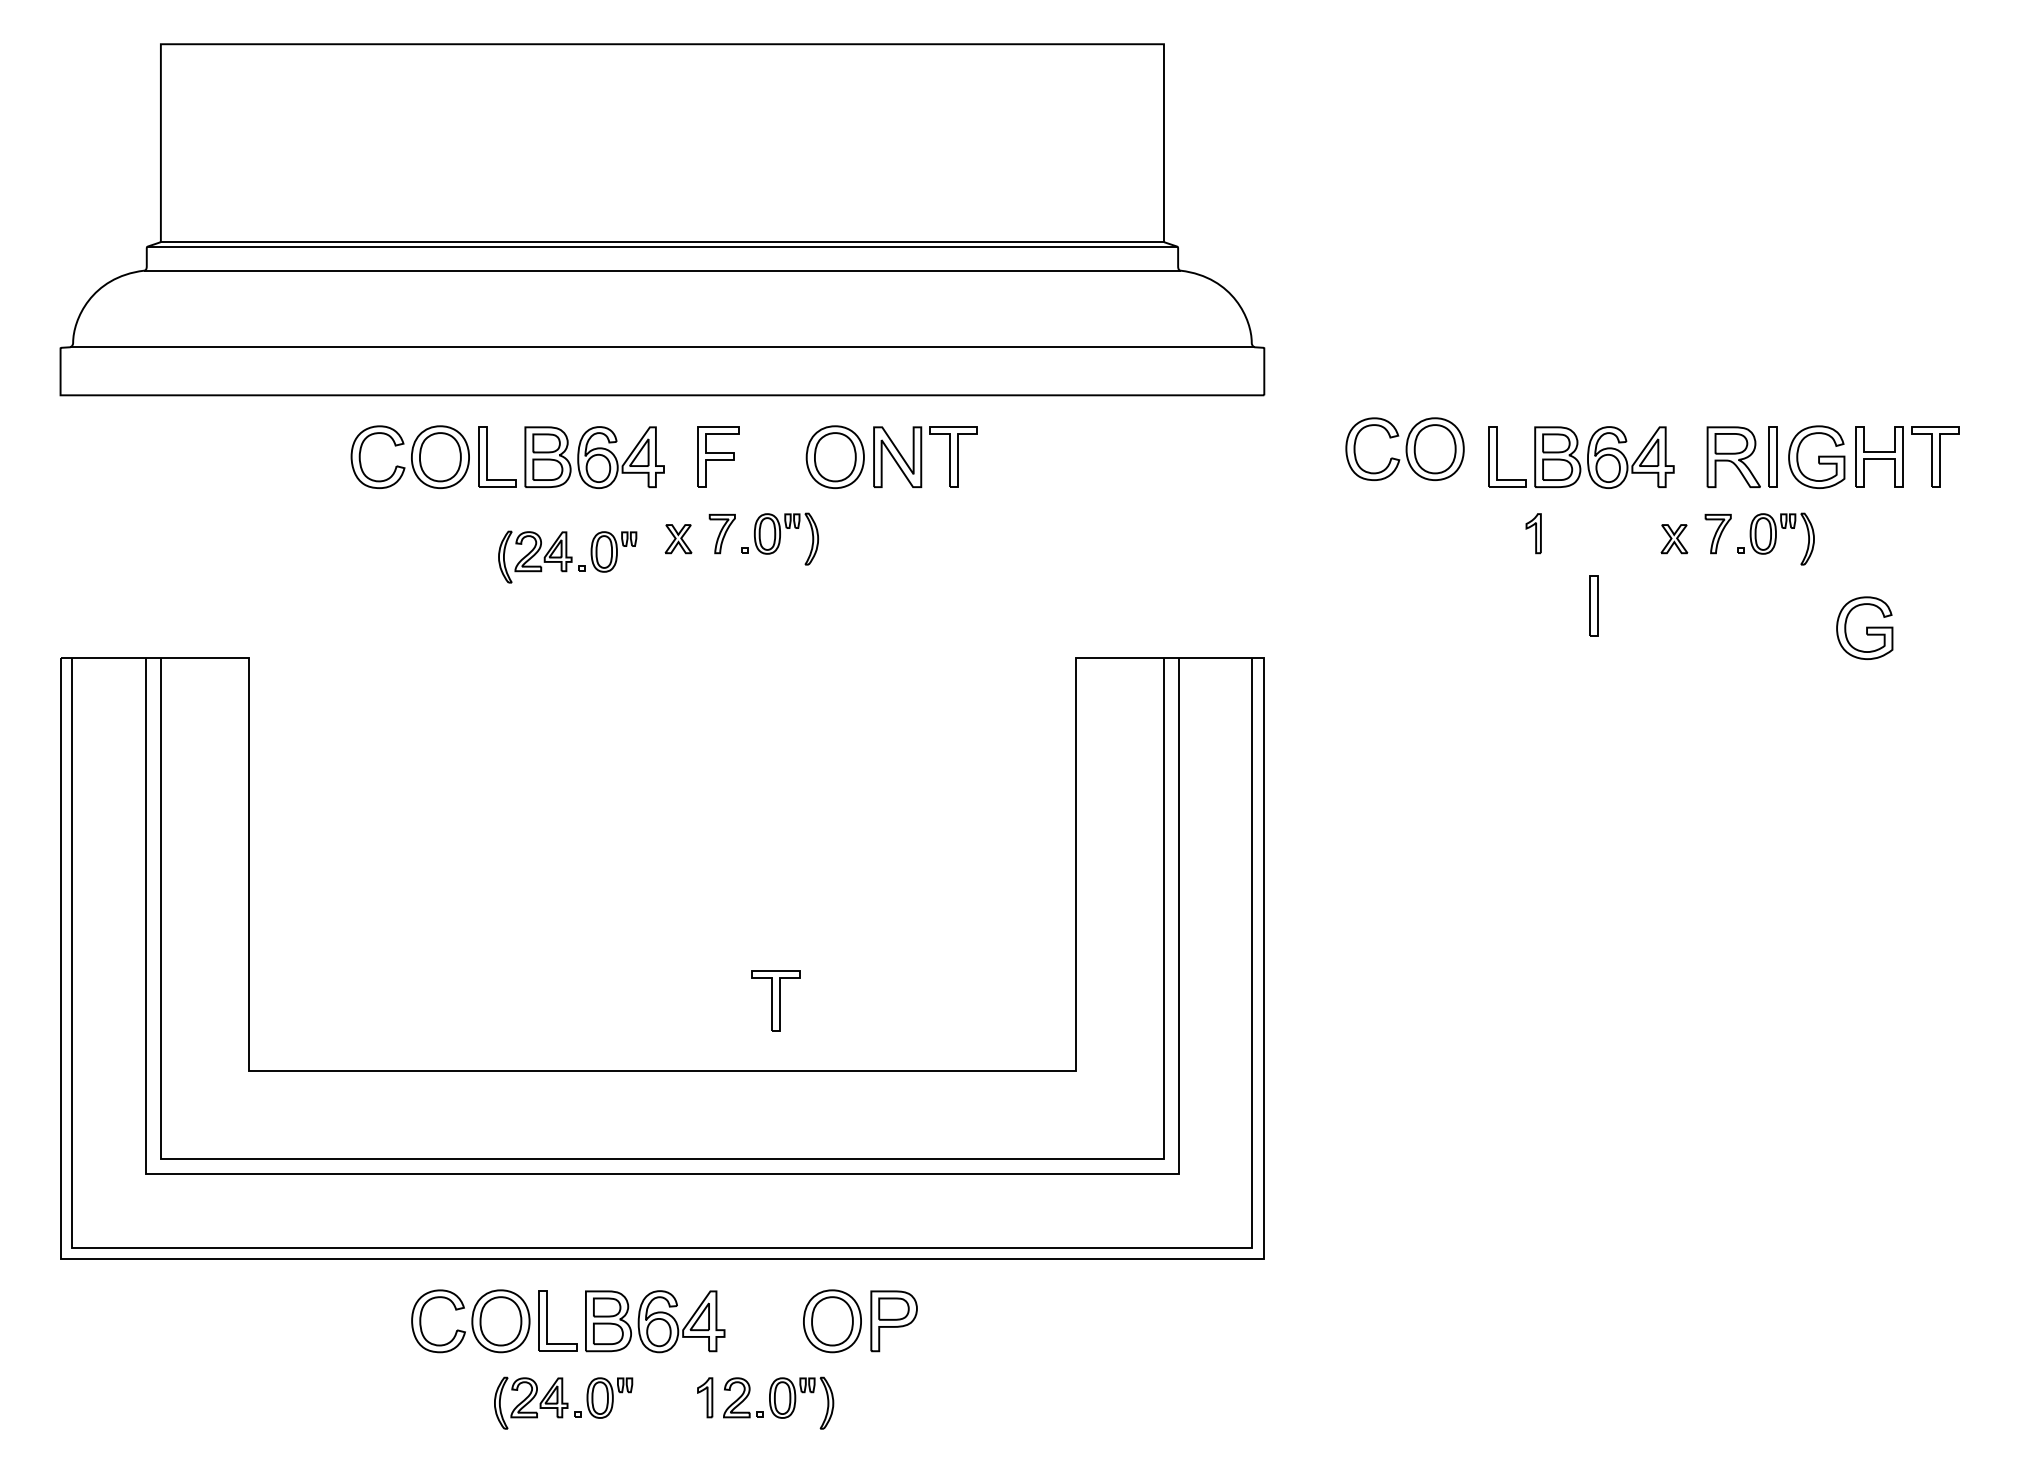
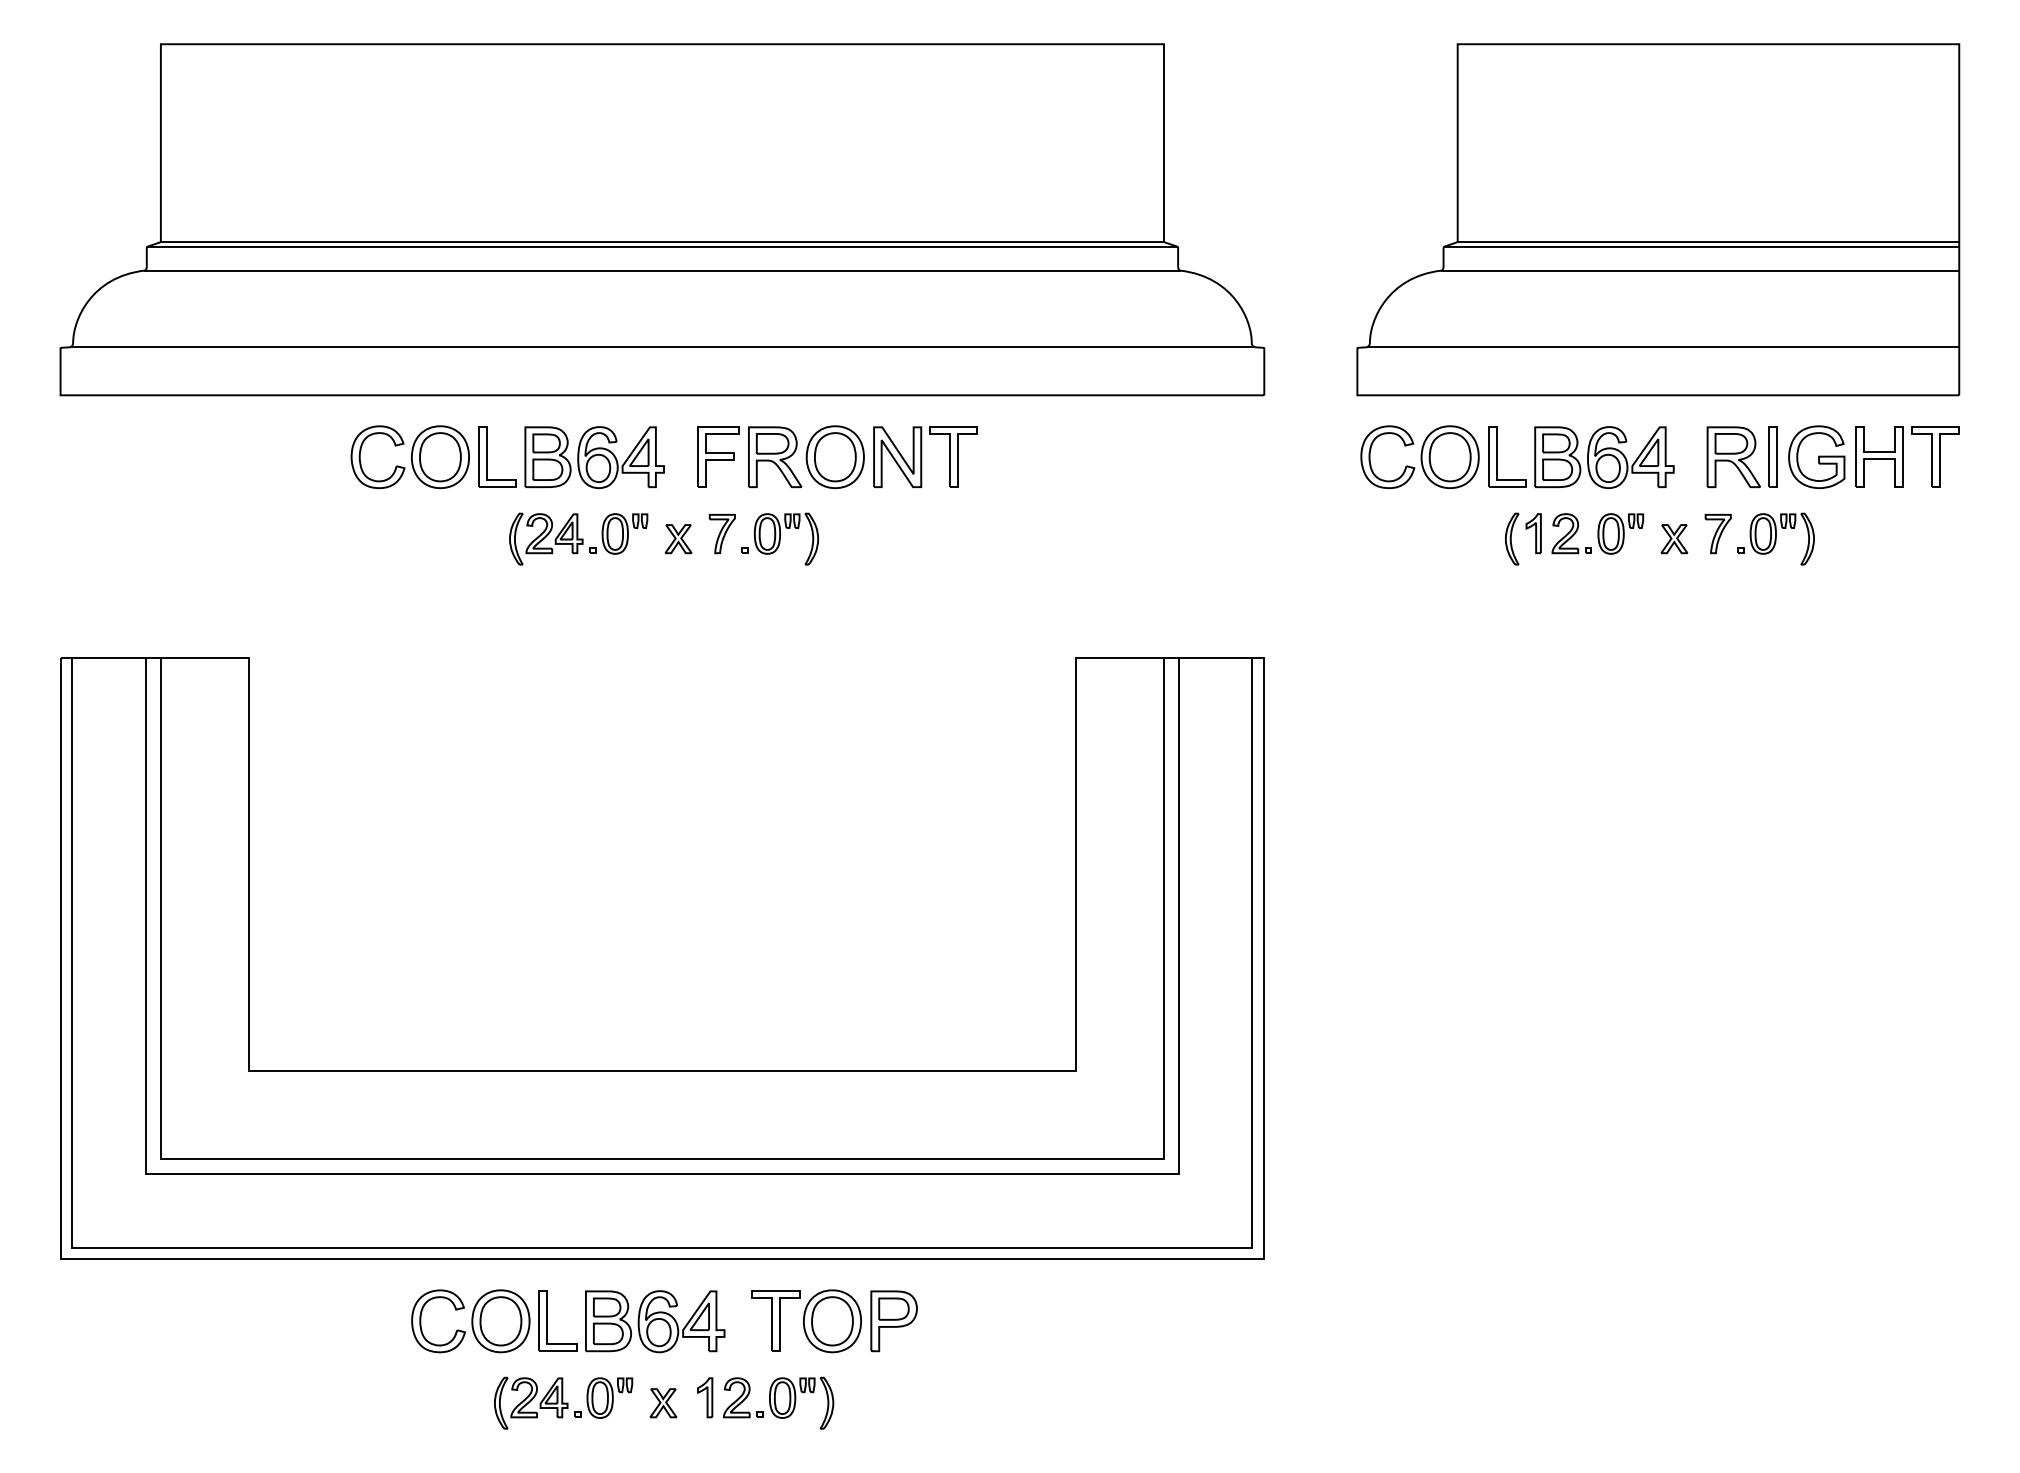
part: none -> present (1658, 219)
part position: (1404, 448) -> (1419, 456) (1419, 456)
part: none -> present (775, 456)
part: none -> present (1597, 533)
part: none -> present (1512, 538)
part position: (567, 556) -> (578, 538) (578, 538)
part: present -> none (1593, 605)
part: present -> none (1864, 627)
part position: (775, 1000) -> (775, 1320) (775, 1320)
part: none -> present (663, 1403)
